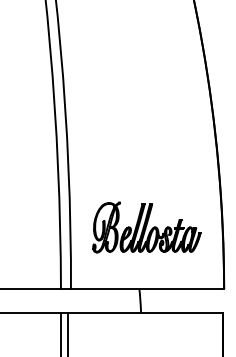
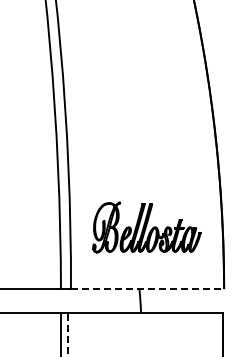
line: solid -> dashed (147, 289)
line: solid -> dashed (68, 334)
